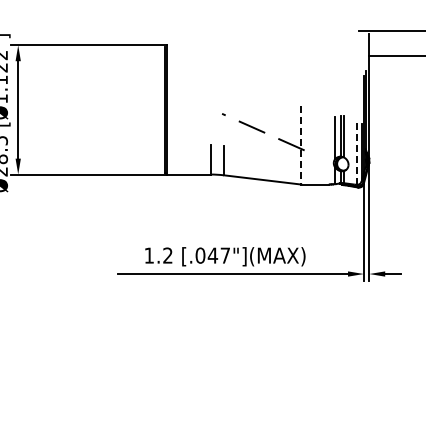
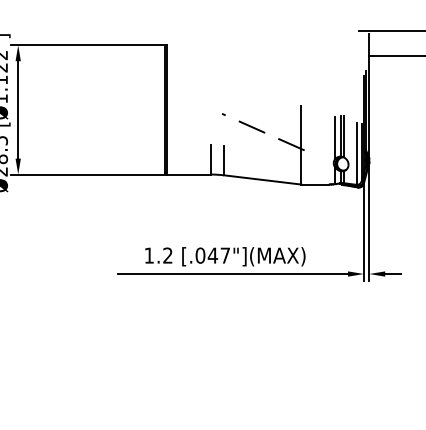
line: dashed -> solid (301, 145)
line: dashed -> solid (356, 153)
